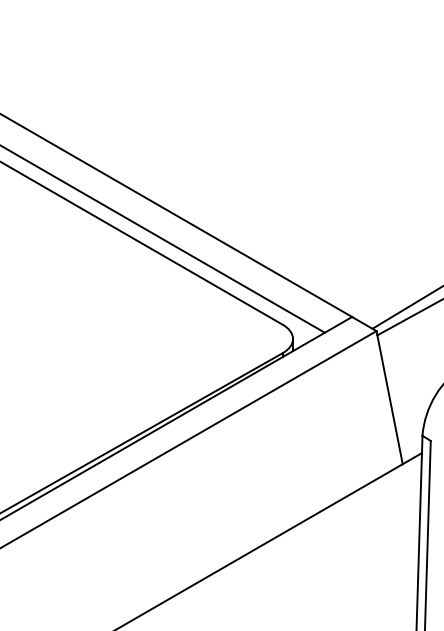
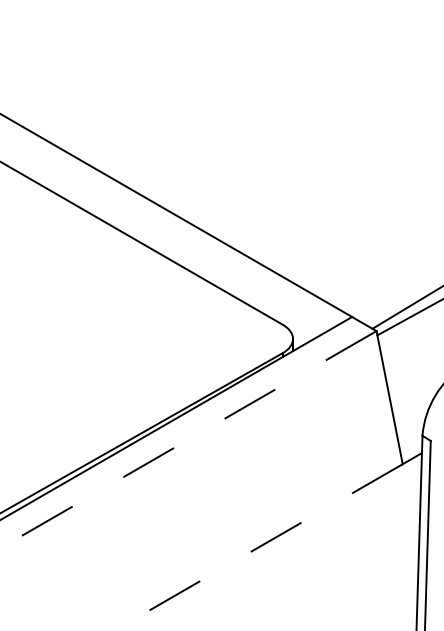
line: present -> none (163, 239)
line: solid -> dashed (188, 439)
line: solid -> dashed (258, 547)
